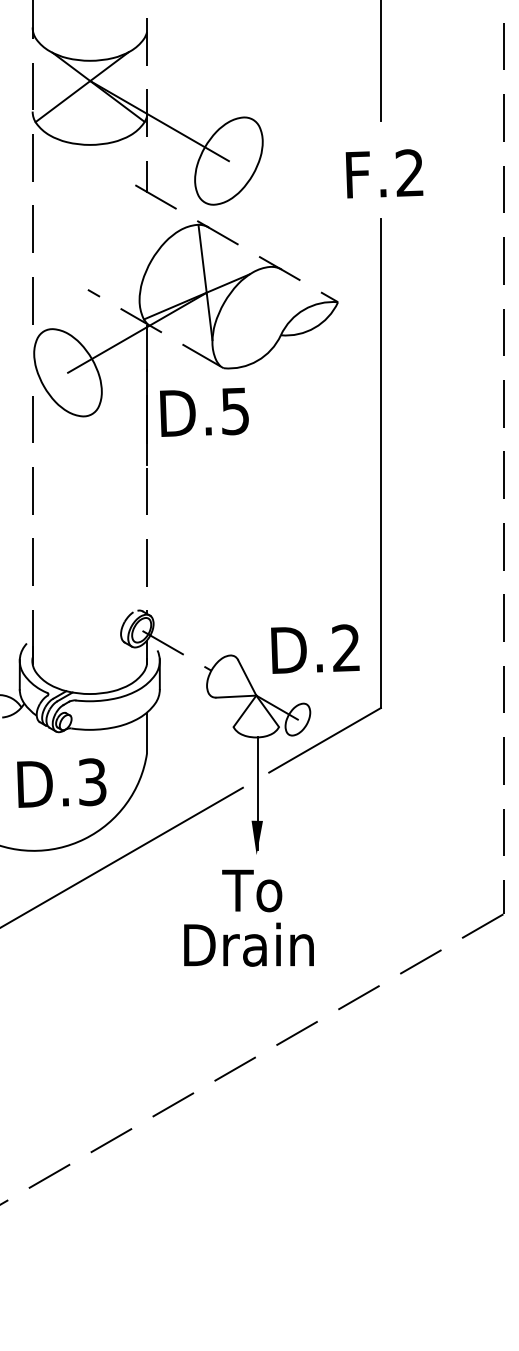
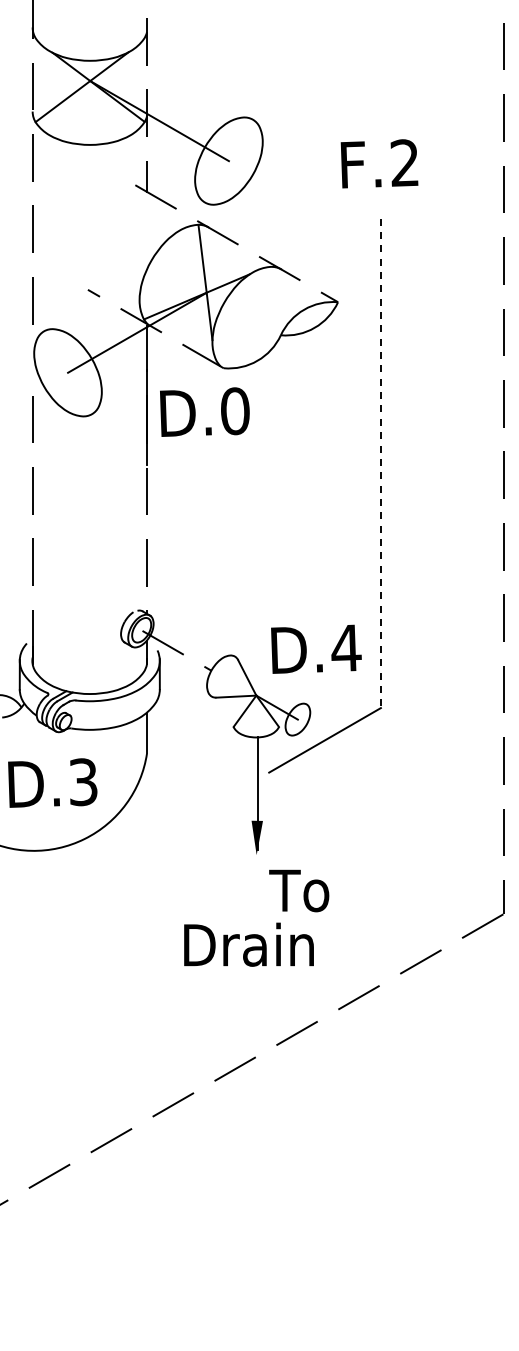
line: present -> none (380, 61)
text position: (384, 173) -> (379, 163) (379, 163)
text: D.5 -> D.0 (235, 411)
line: solid -> dashed (380, 463)
text: D.2 -> D.4 (346, 647)
text position: (61, 782) -> (52, 782) (52, 782)
line: present -> none (122, 856)
text position: (252, 890) -> (299, 890) (299, 890)
